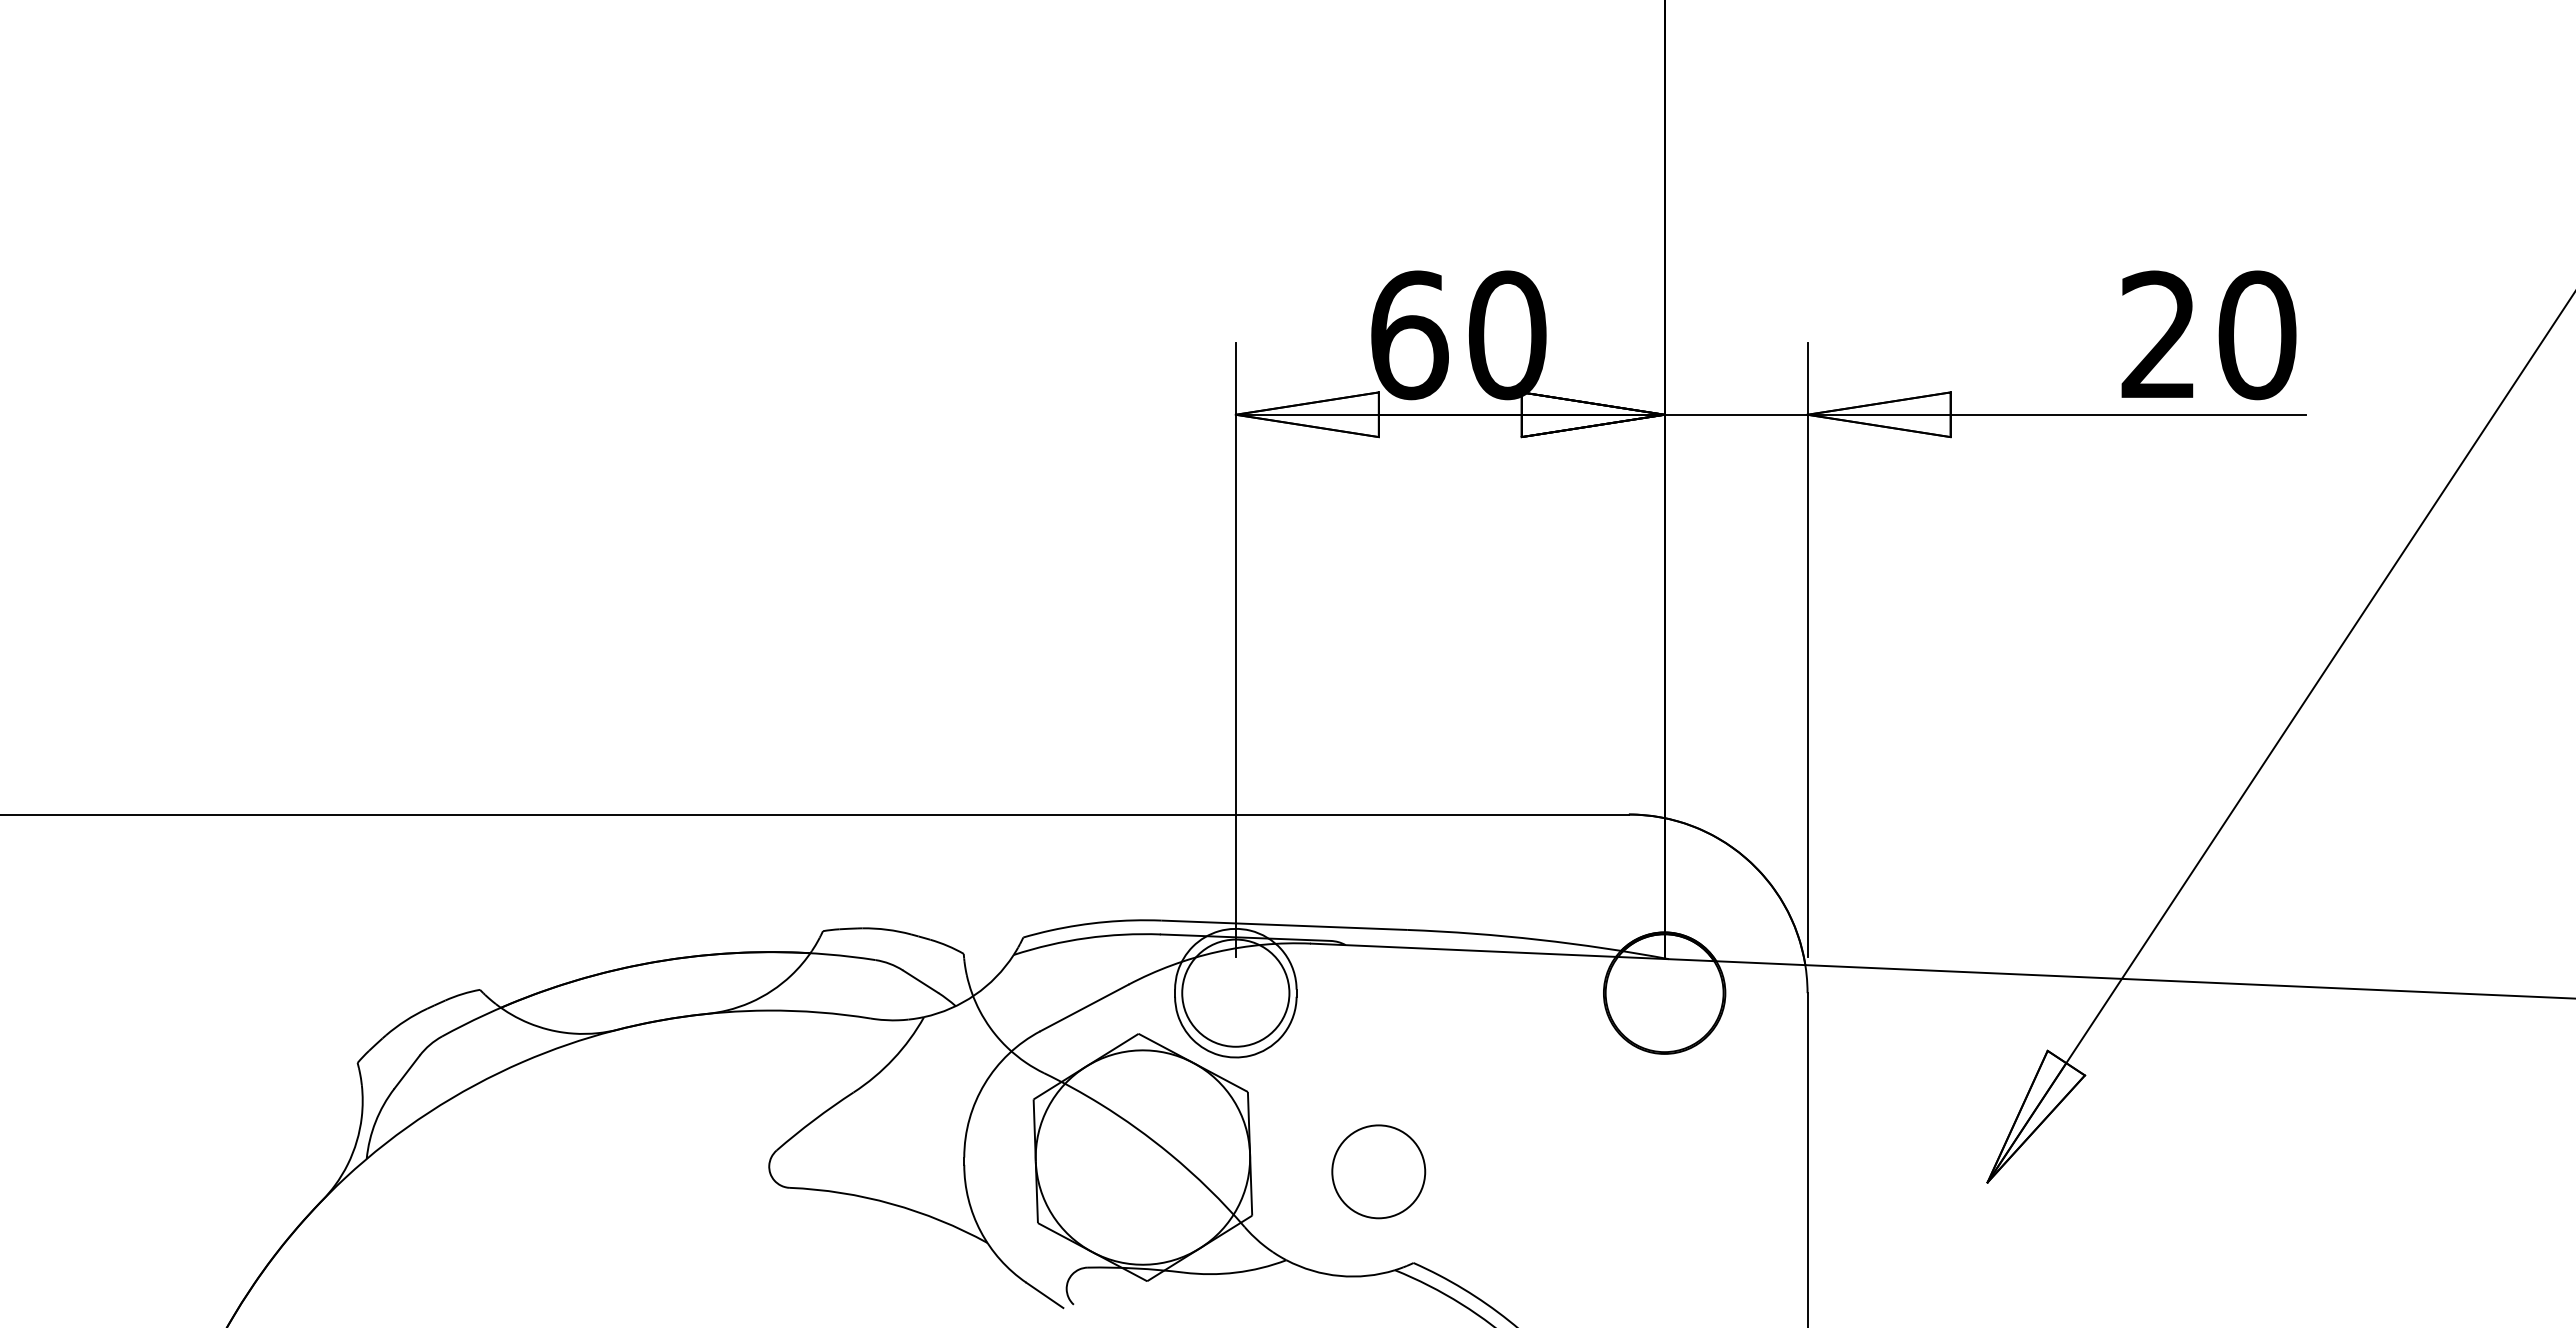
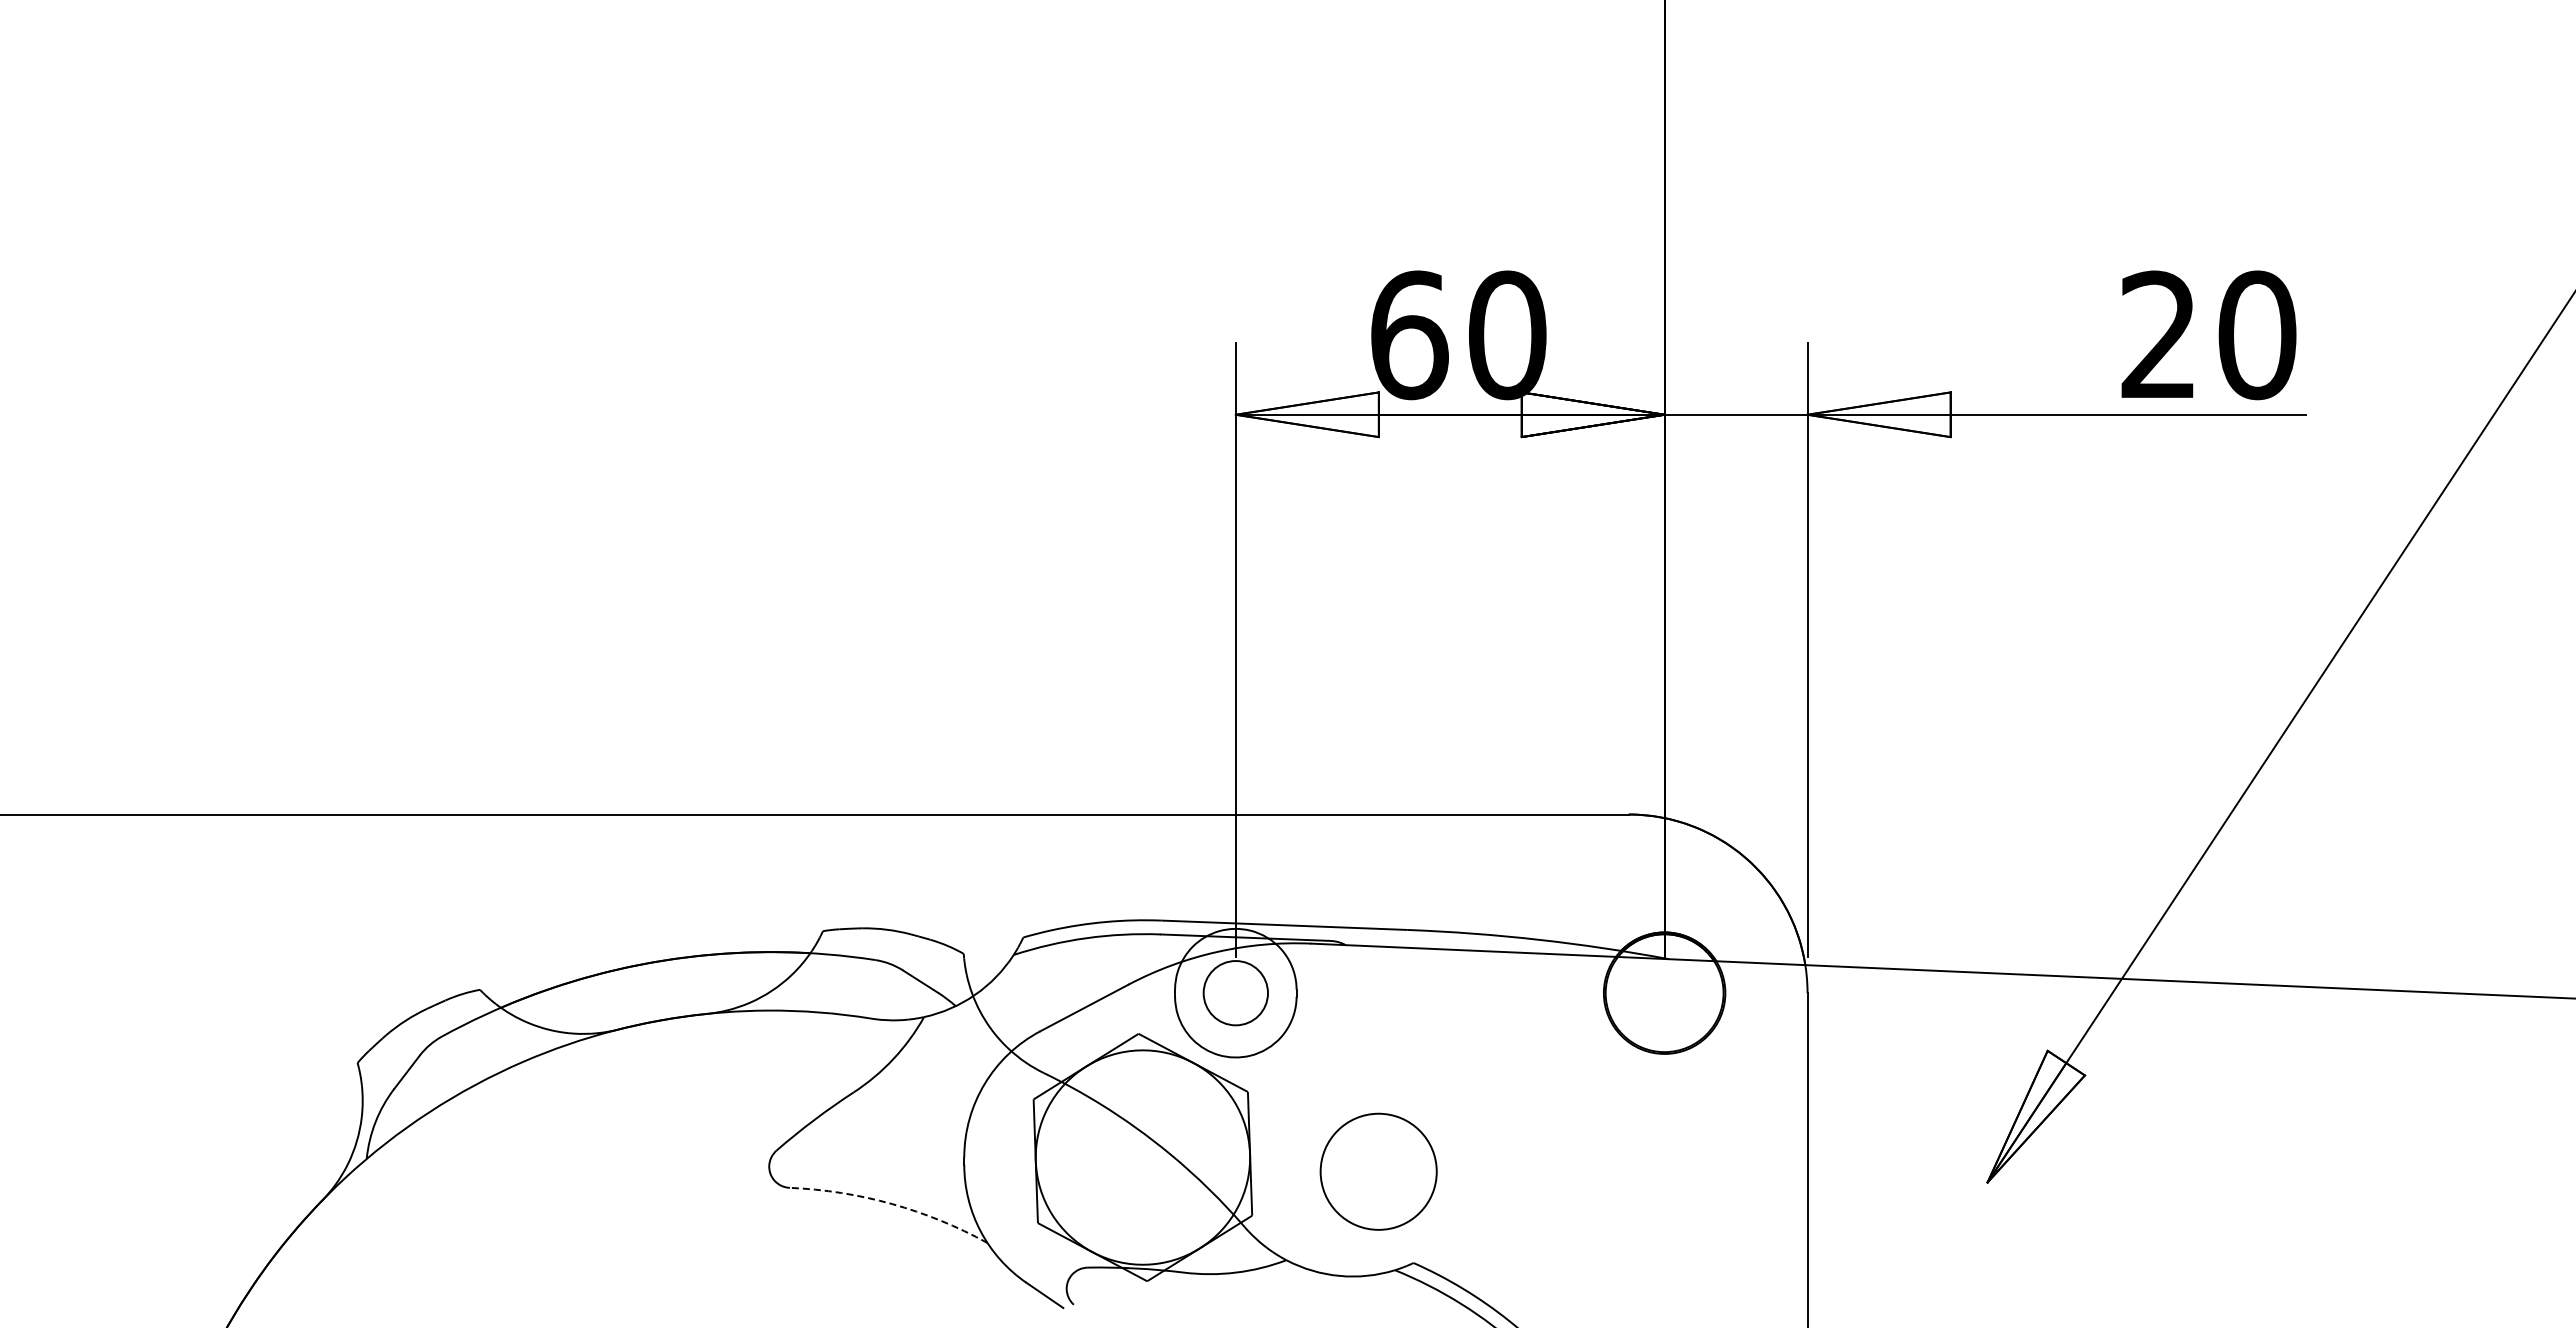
circle diameter: 107 px -> 64 px (1235, 993)
circle size: 96x96 px -> 119x119 px (1378, 1171)
arc: solid -> dashed (891, 1203)
